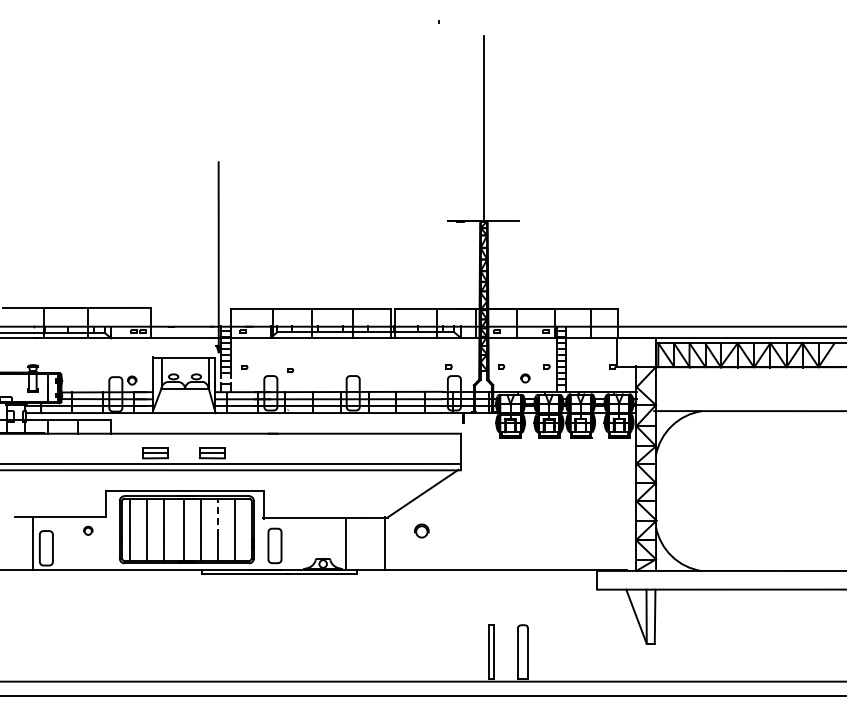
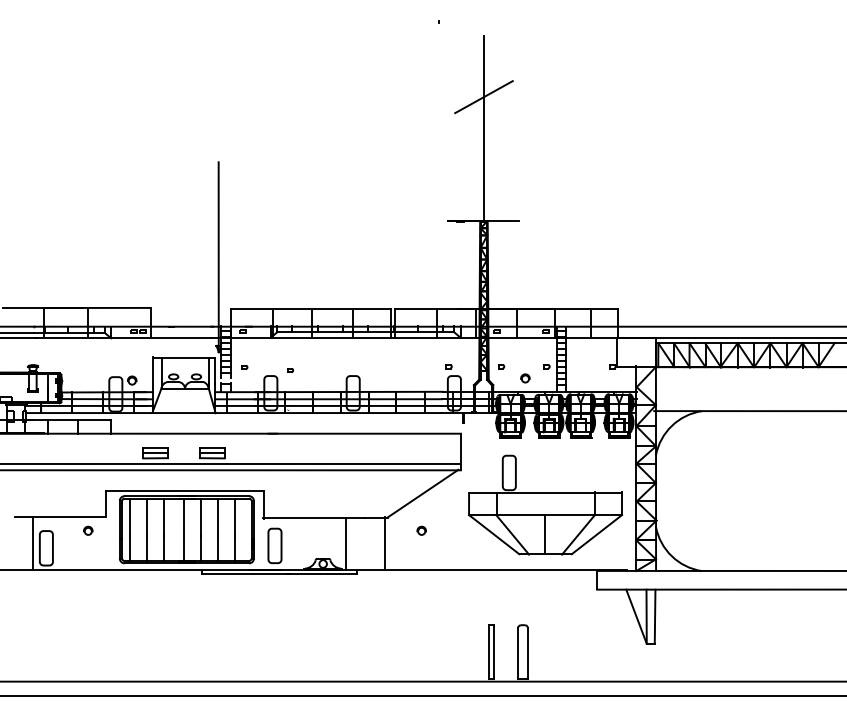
line: none -> present (483, 97)
part: none -> present (545, 504)
line: dashed -> solid (218, 517)
part size: 16x16 px -> 11x11 px (421, 530)
